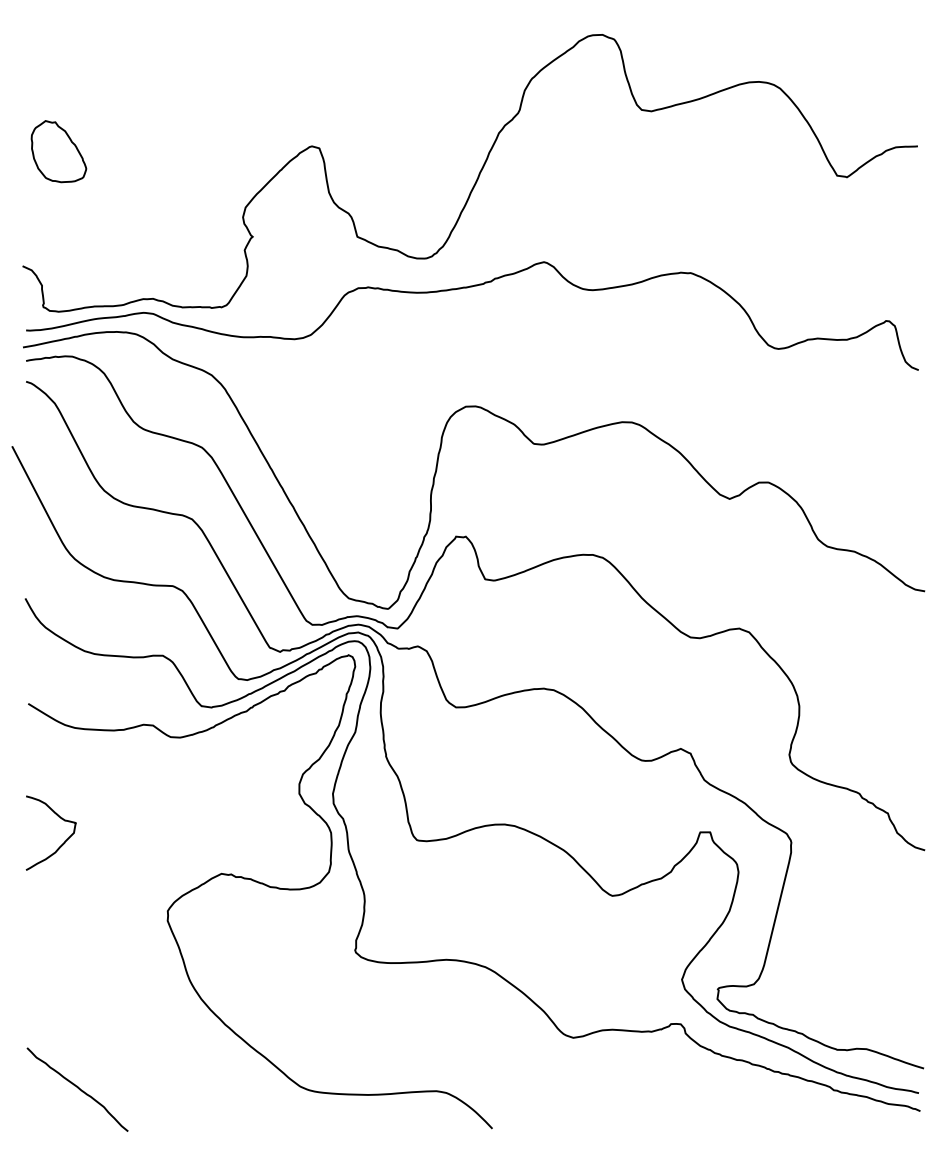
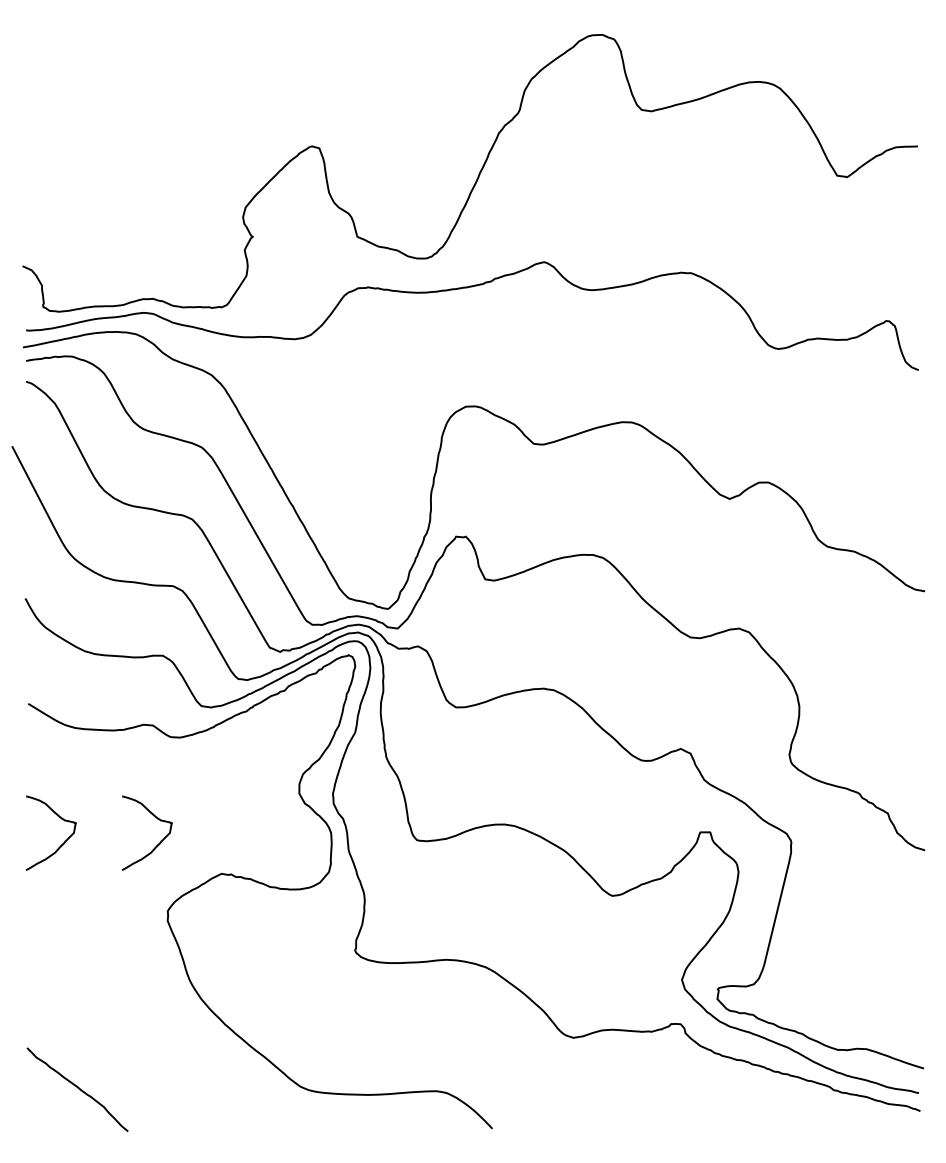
part: present -> none (58, 151)
curve: none -> present (158, 843)
